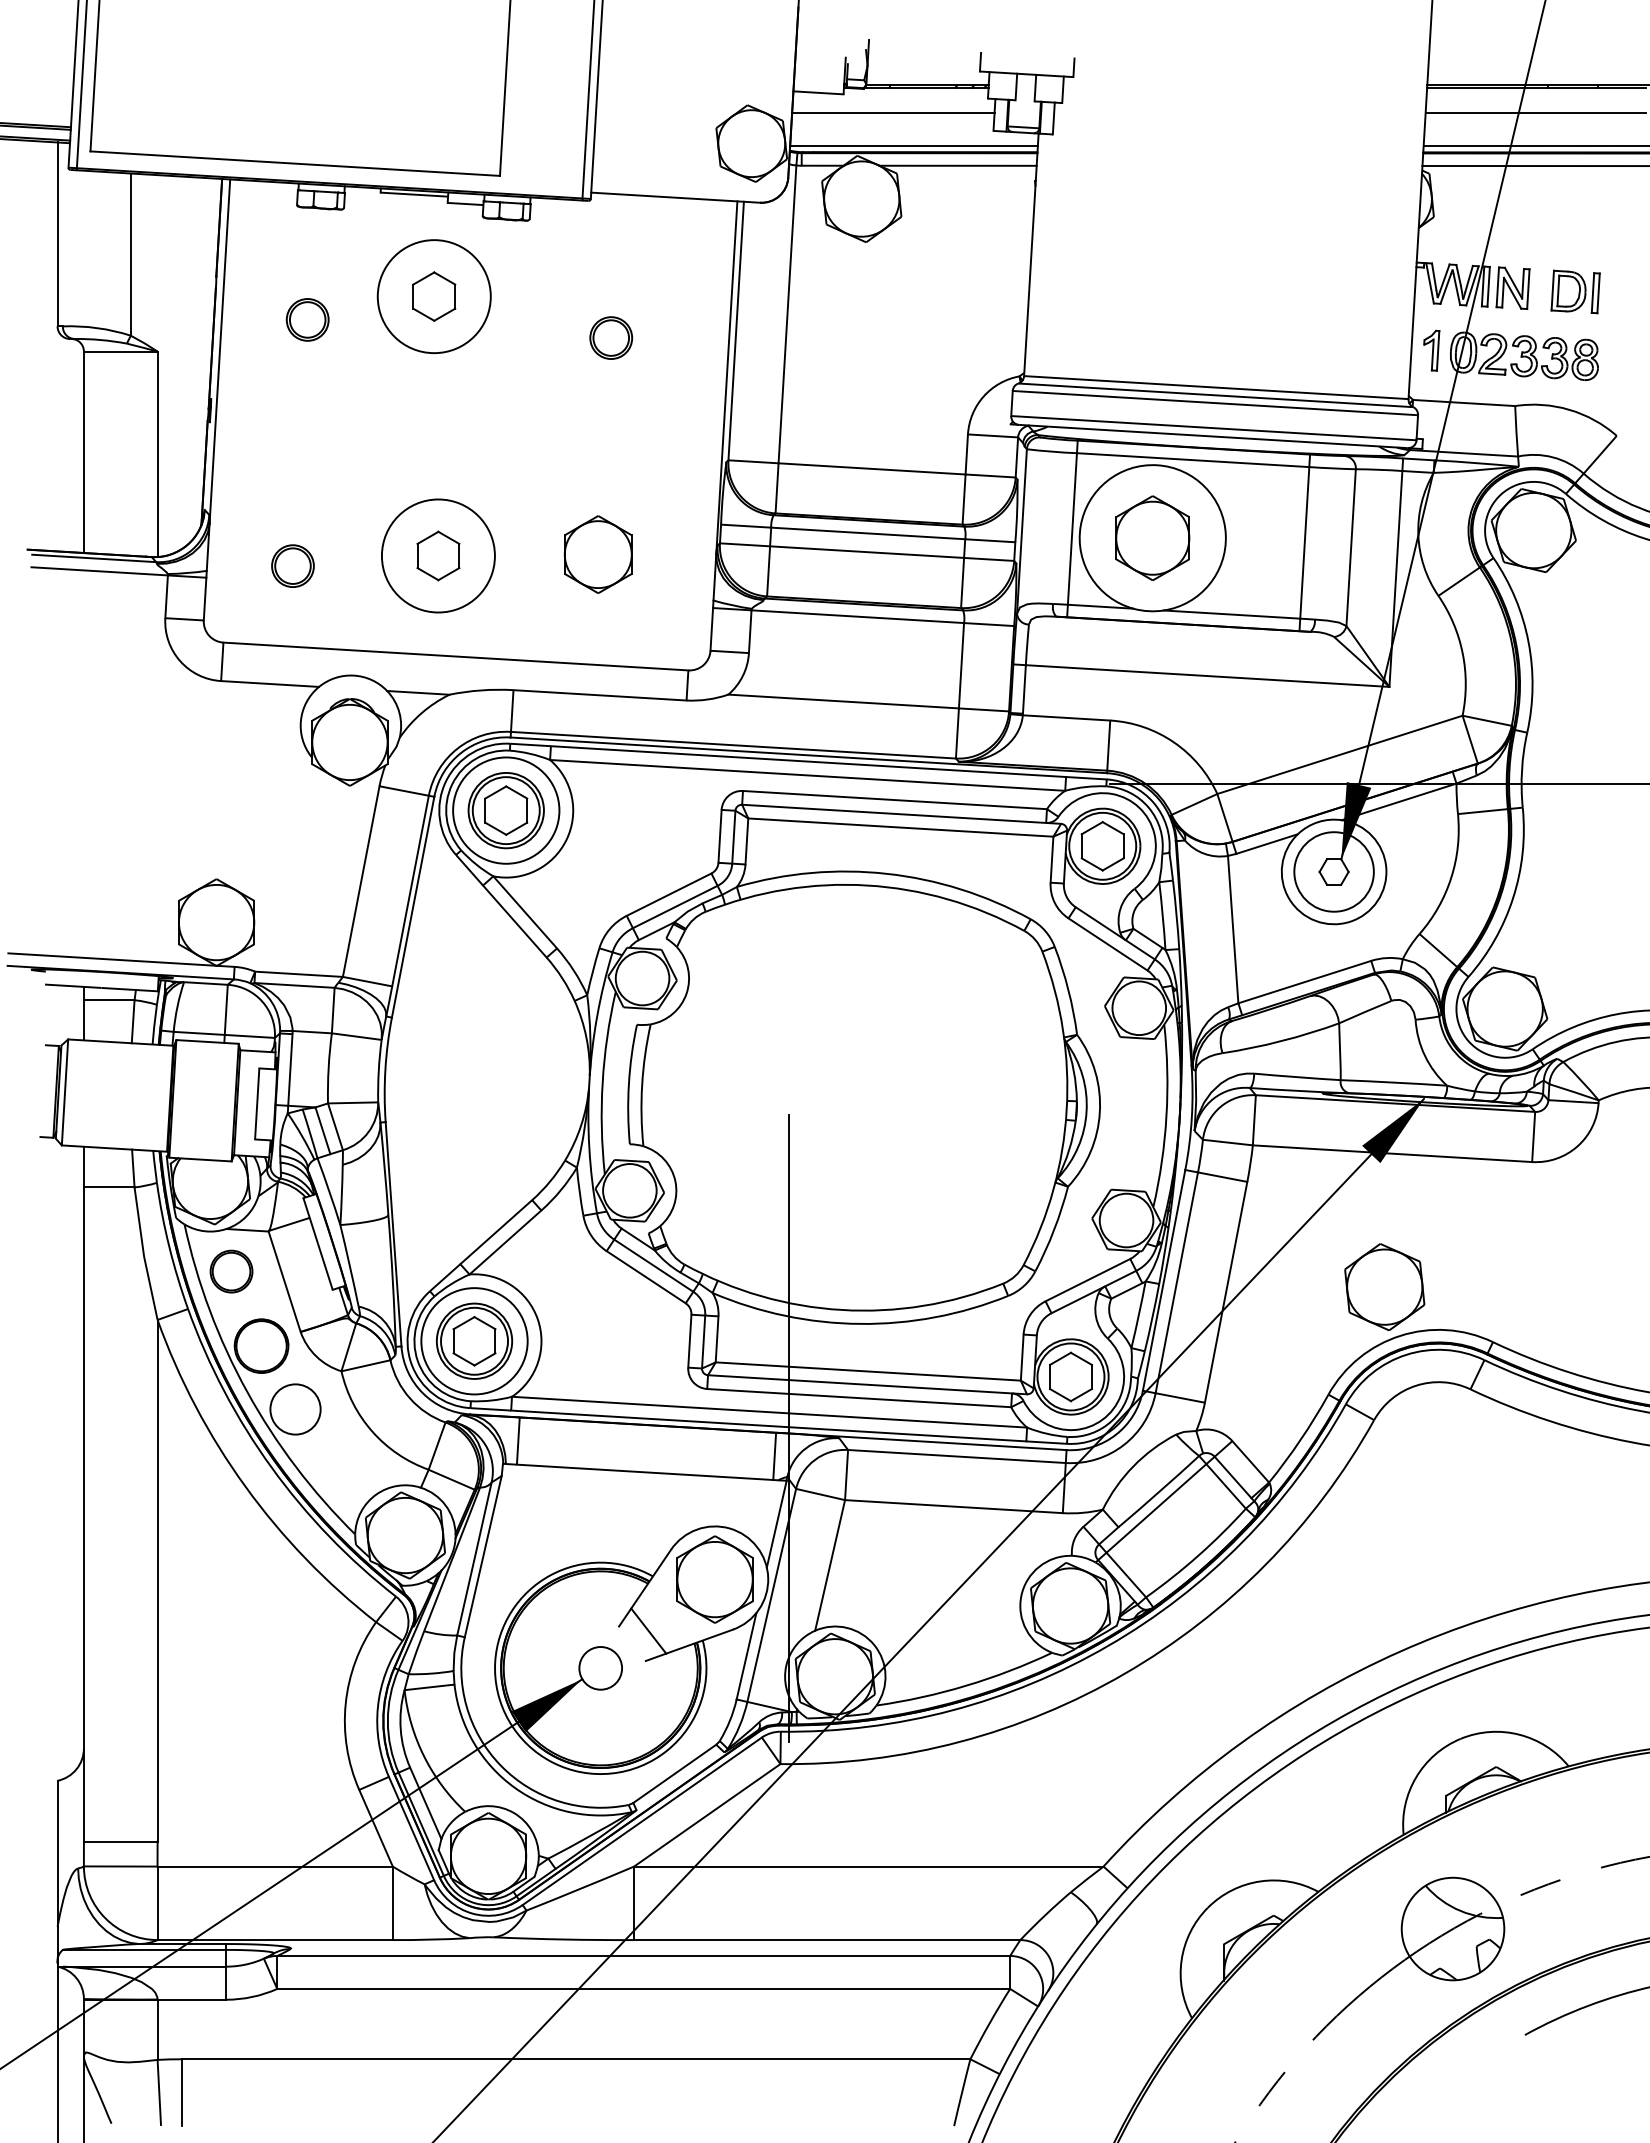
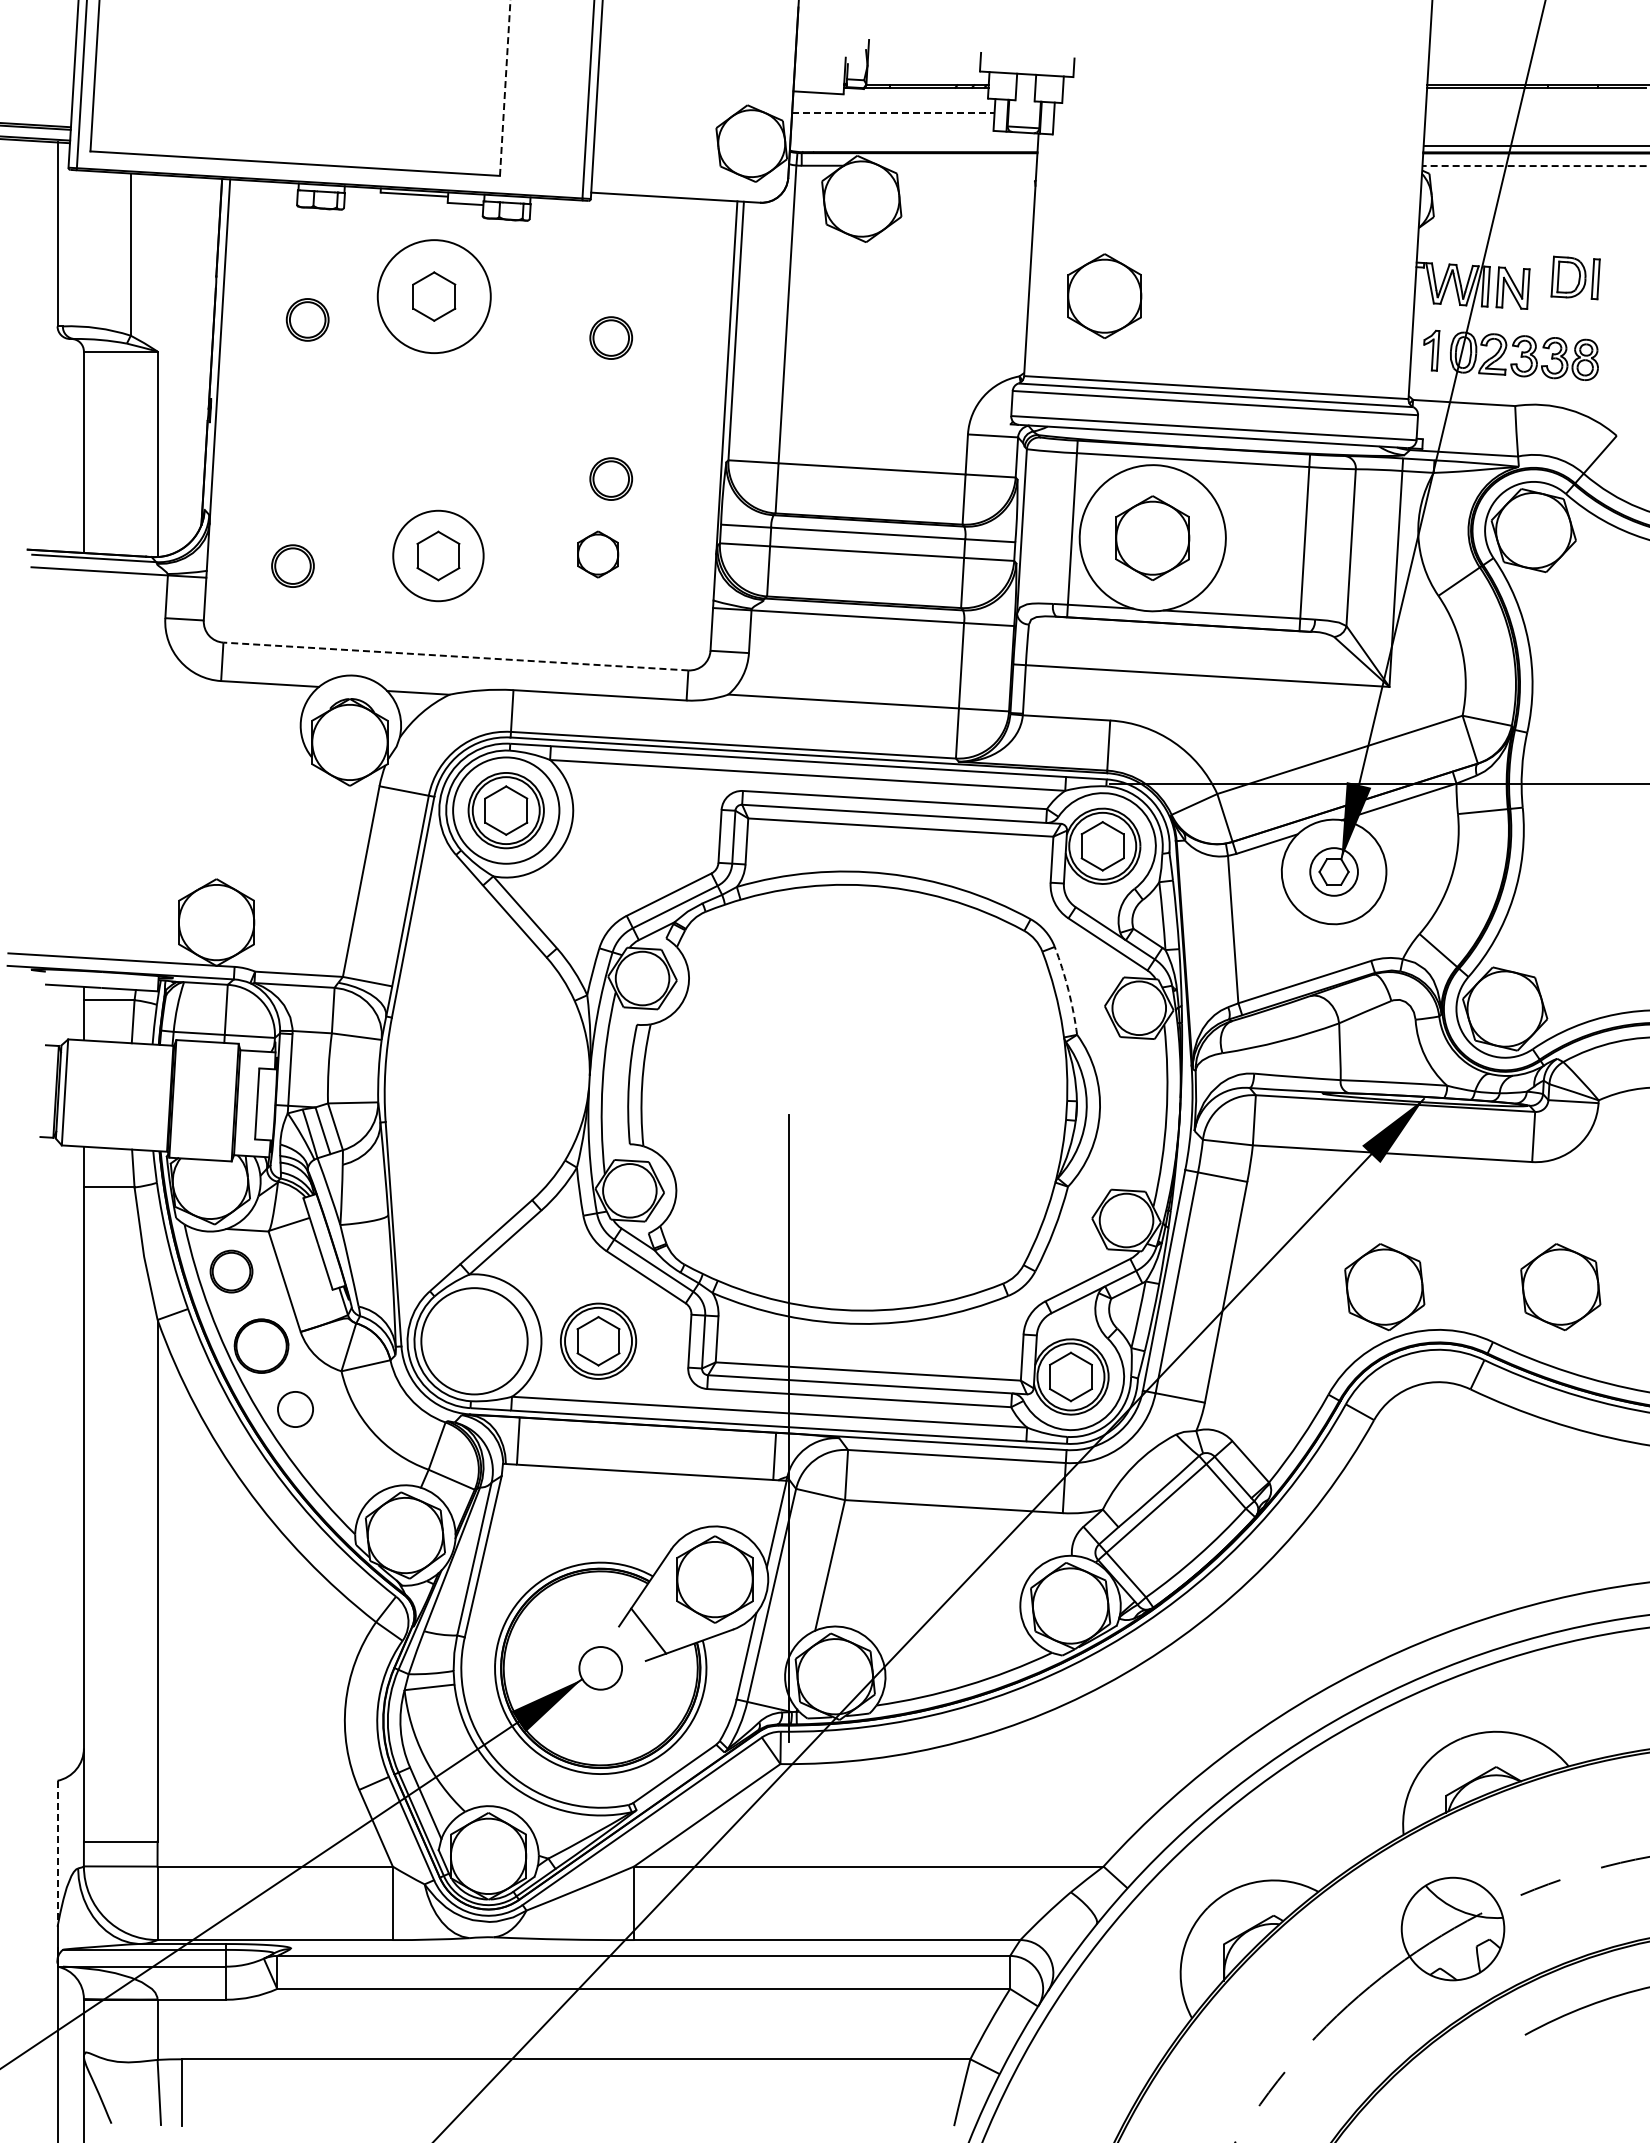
line: solid -> dashed (505, 88)
line: solid -> dashed (893, 113)
line: present -> none (1535, 113)
line: present -> none (913, 146)
line: present -> none (957, 165)
line: solid -> dashed (1536, 166)
part position: (1575, 291) -> (1575, 277) (1575, 277)
part: none -> present (1104, 295)
part: none -> present (611, 478)
part size: 70x79 px -> 43x49 px (598, 554)
circle diameter: 113 px -> 90 px (438, 555)
line: solid -> dashed (455, 656)
circle diameter: 80 px -> 48 px (1333, 871)
arc: solid -> dashed (1068, 990)
part: none -> present (1560, 1287)
part position: (474, 1340) -> (598, 1340) (598, 1340)
circle diameter: 50 px -> 35 px (295, 1409)
line: solid -> dashed (57, 1853)
